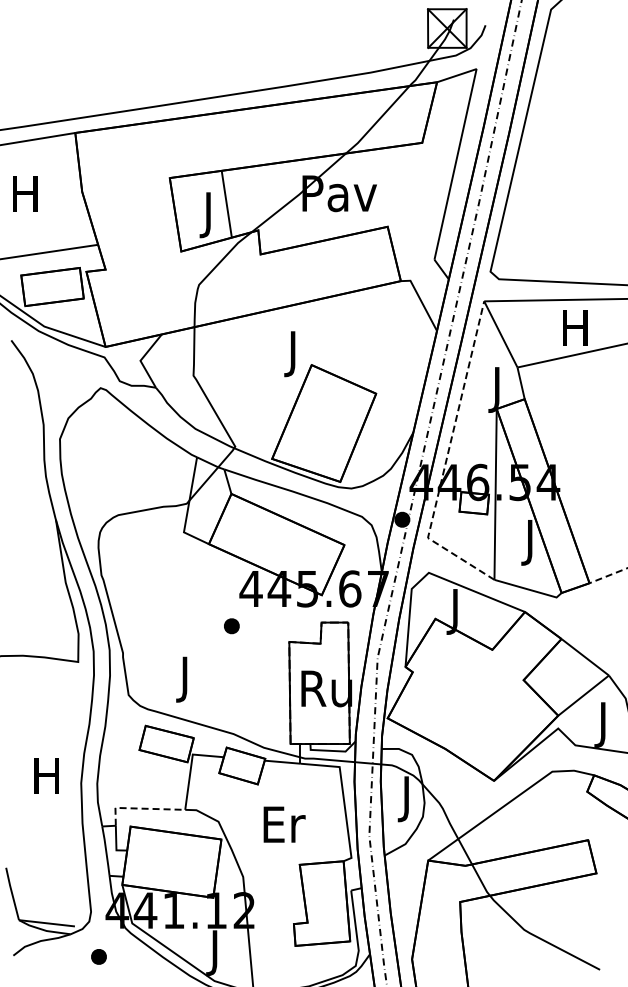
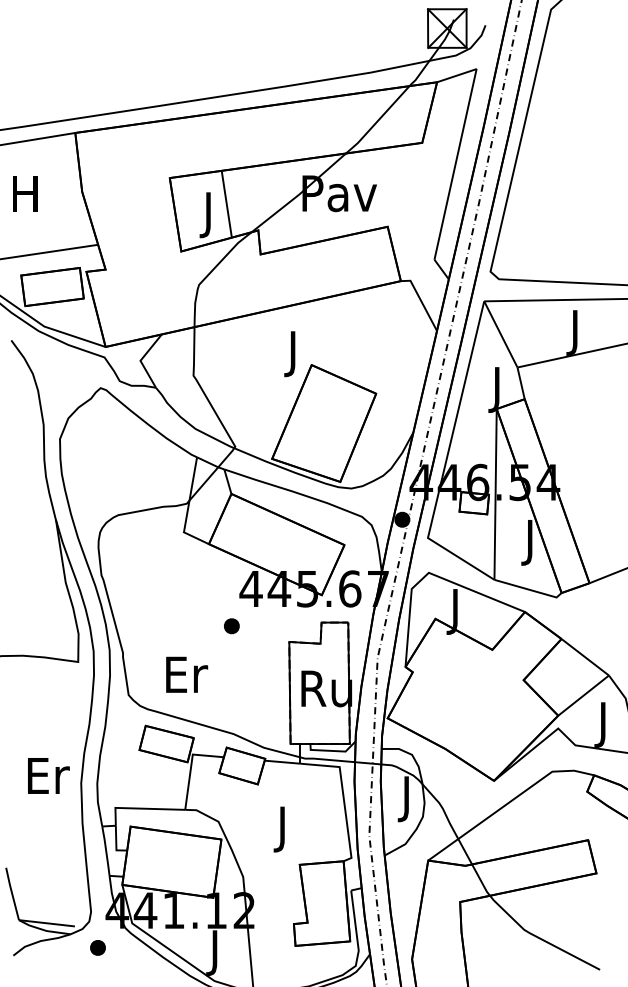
text: H -> J (575, 332)
line: dashed -> solid (446, 458)
line: dashed -> solid (608, 575)
text: J -> Er (187, 679)
text: H -> Er (48, 775)
line: dashed -> solid (141, 808)
text: Er -> J (284, 829)
part position: (98, 956) -> (97, 947) (97, 947)
